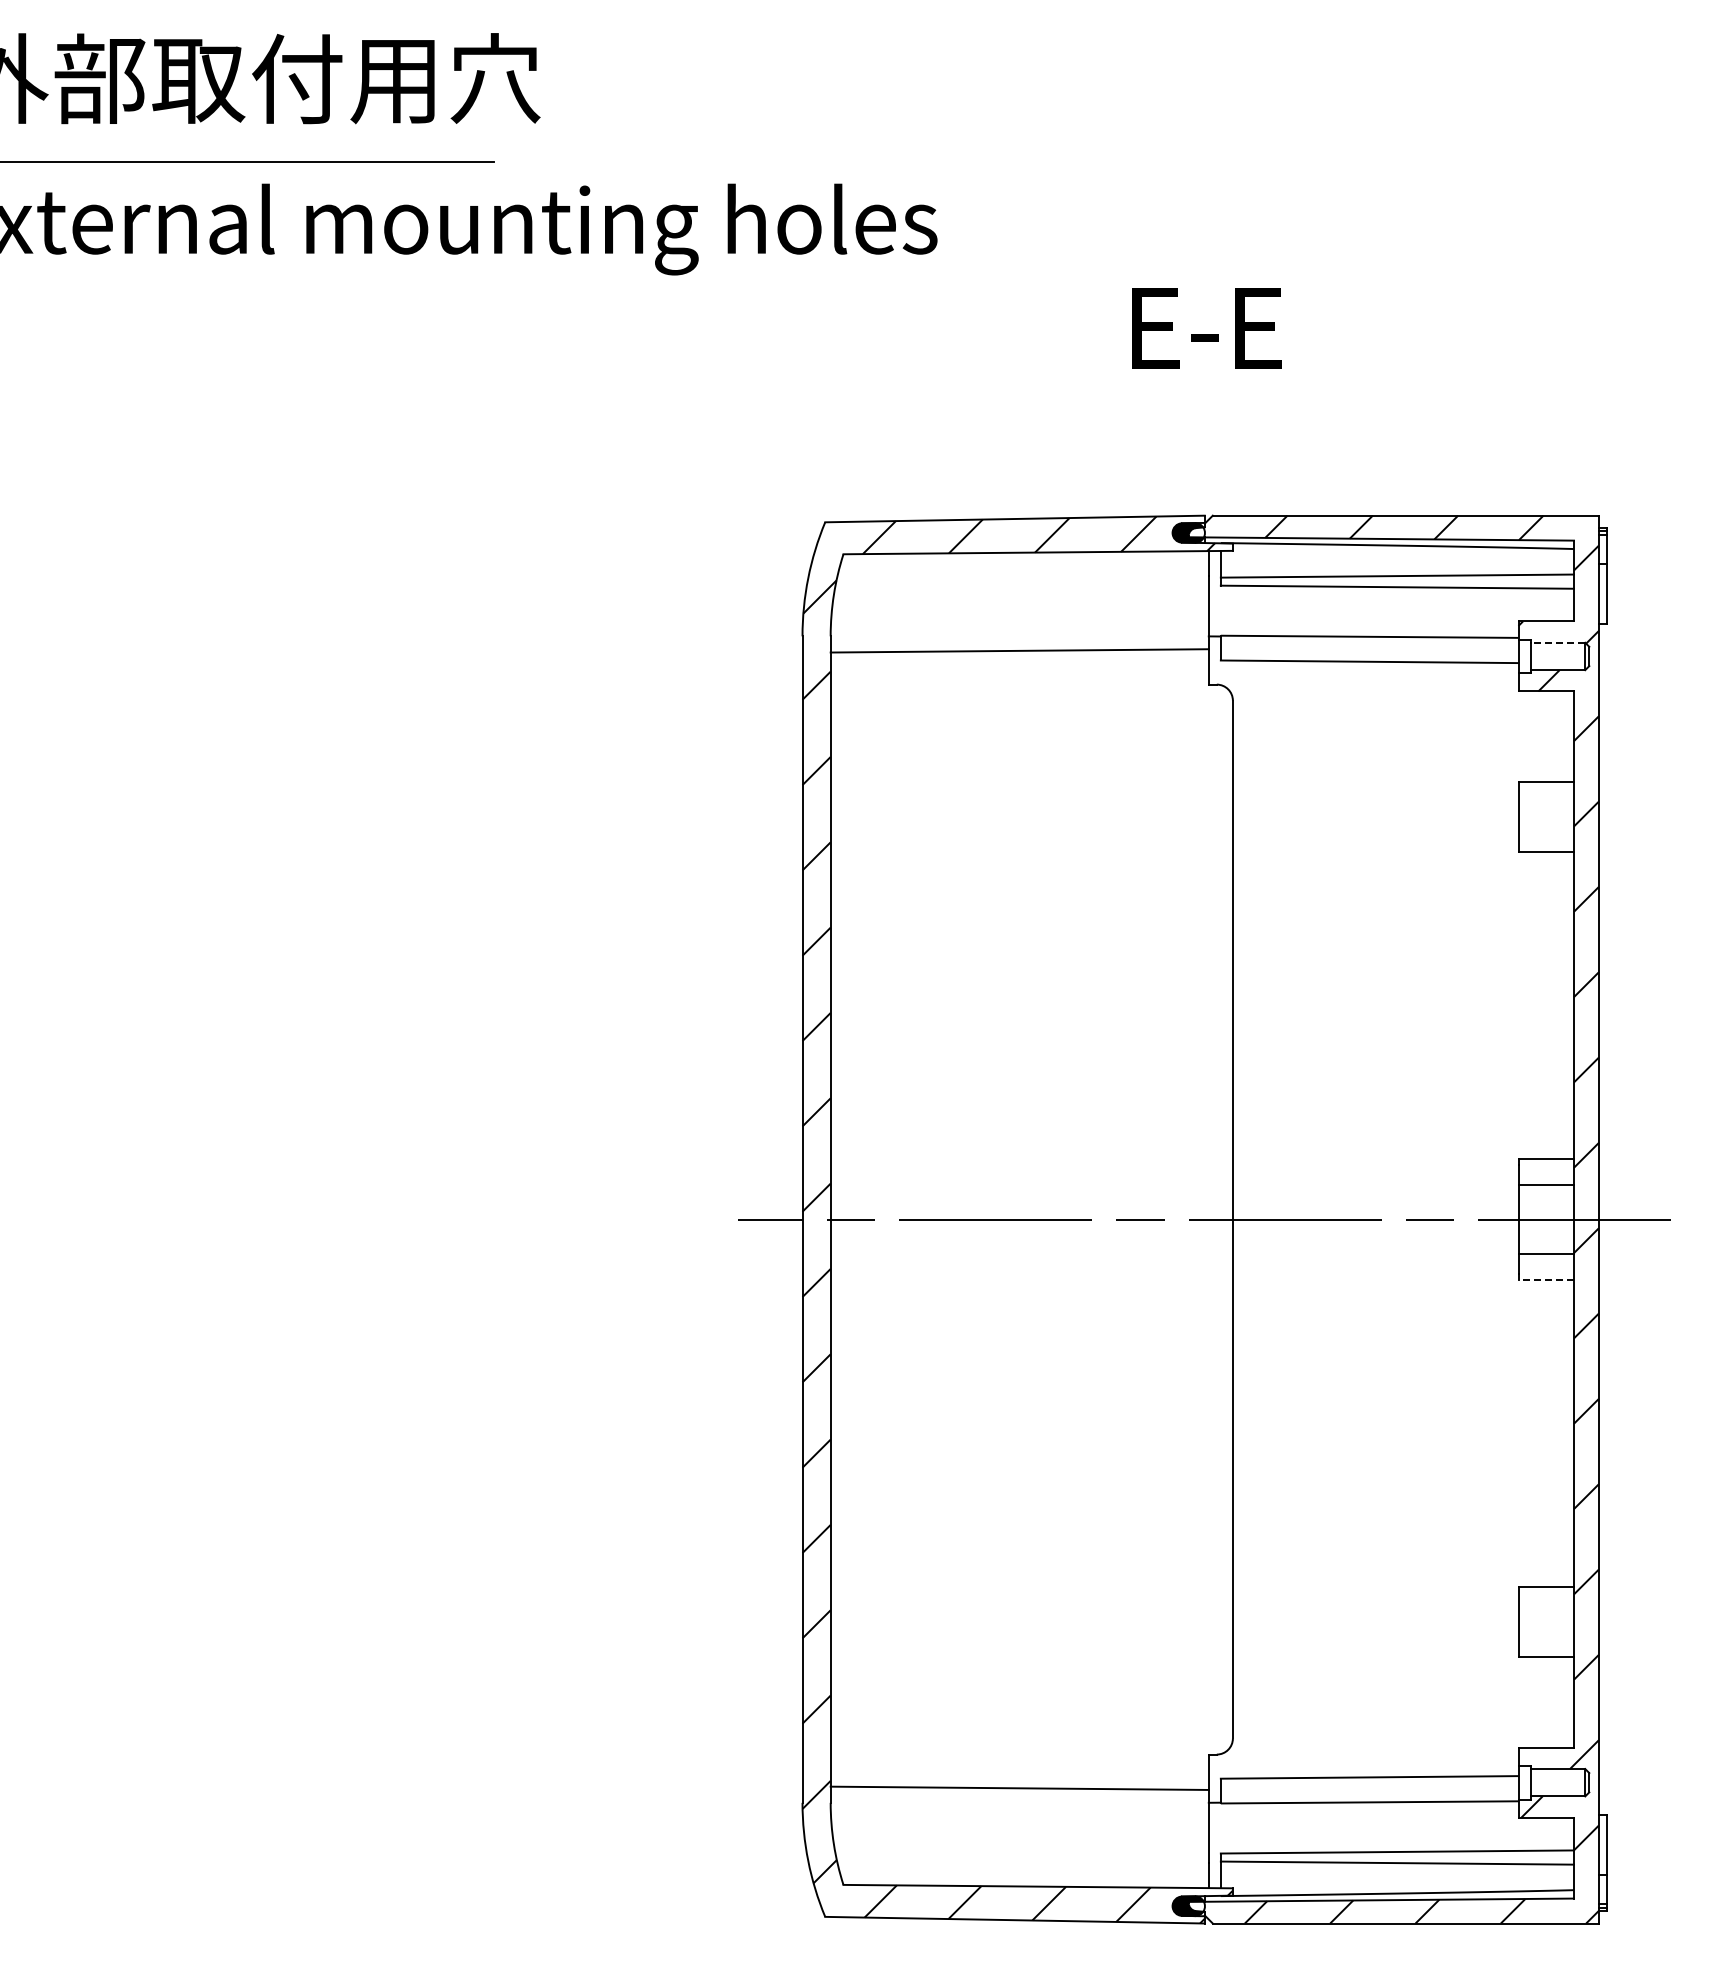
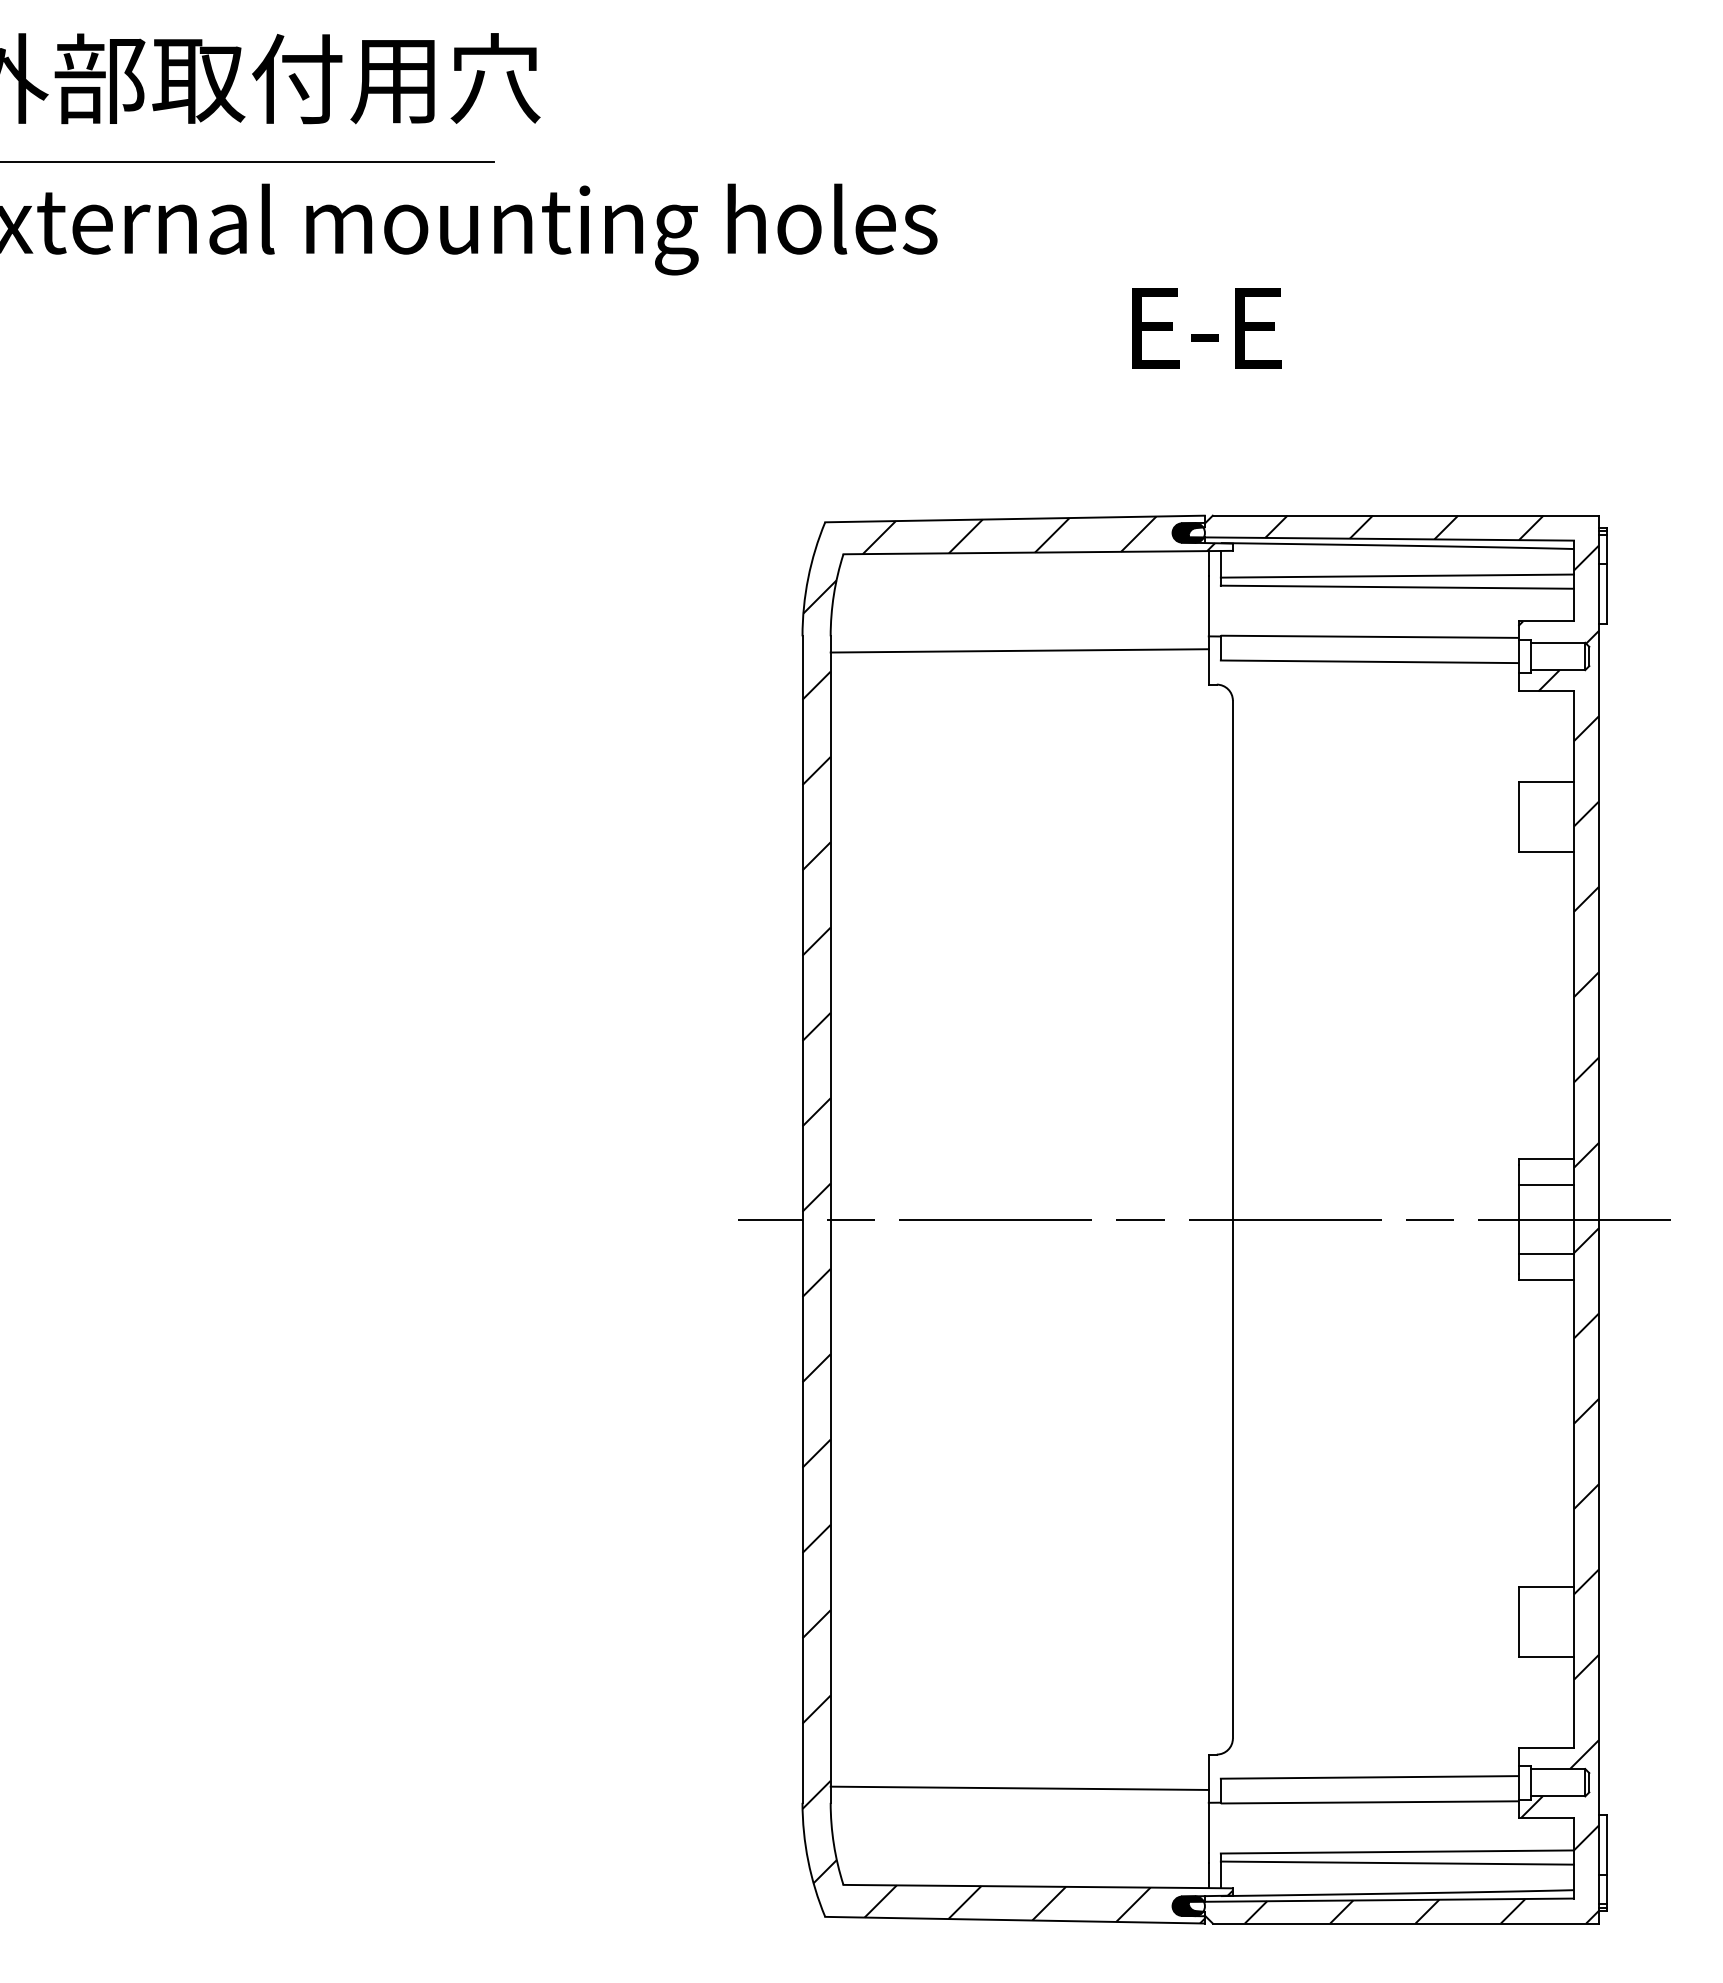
line: dashed -> solid (1558, 642)
line: dashed -> solid (1546, 1279)
